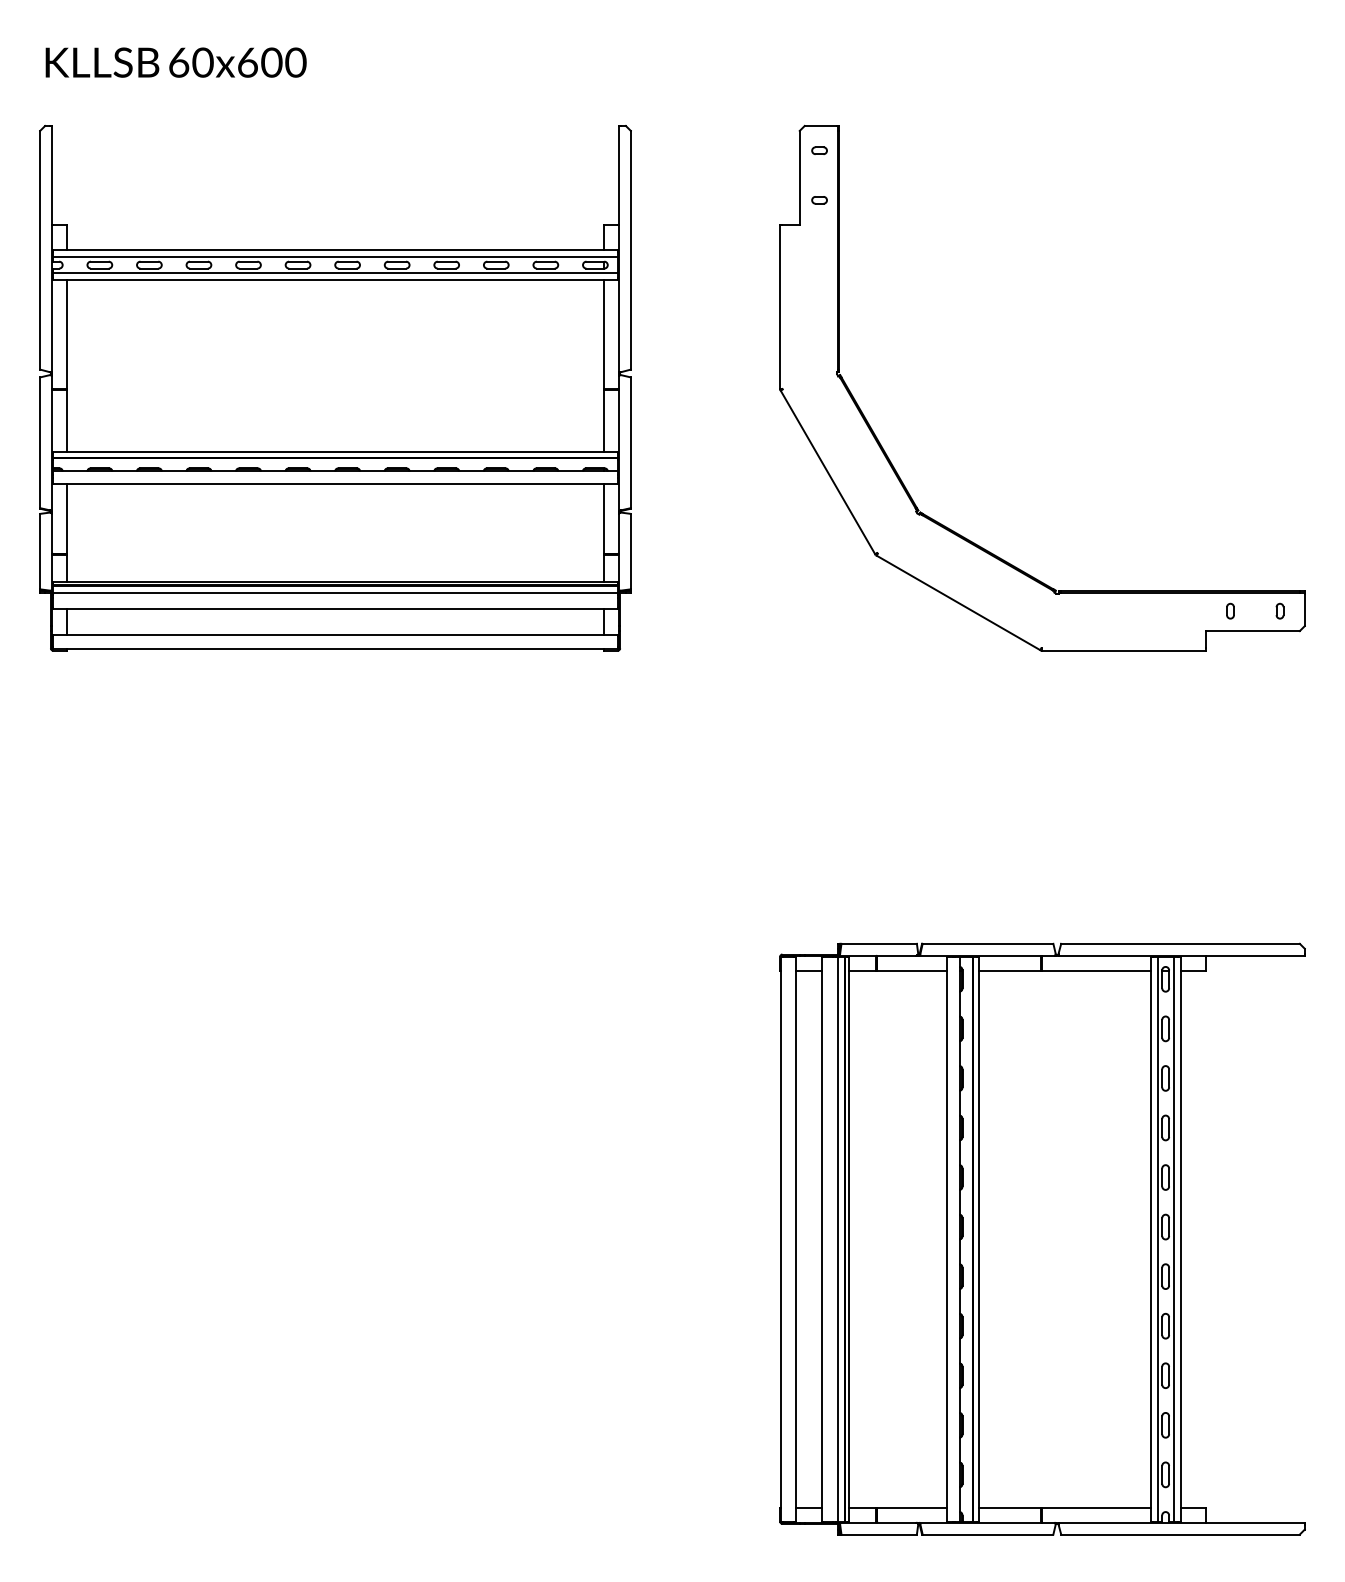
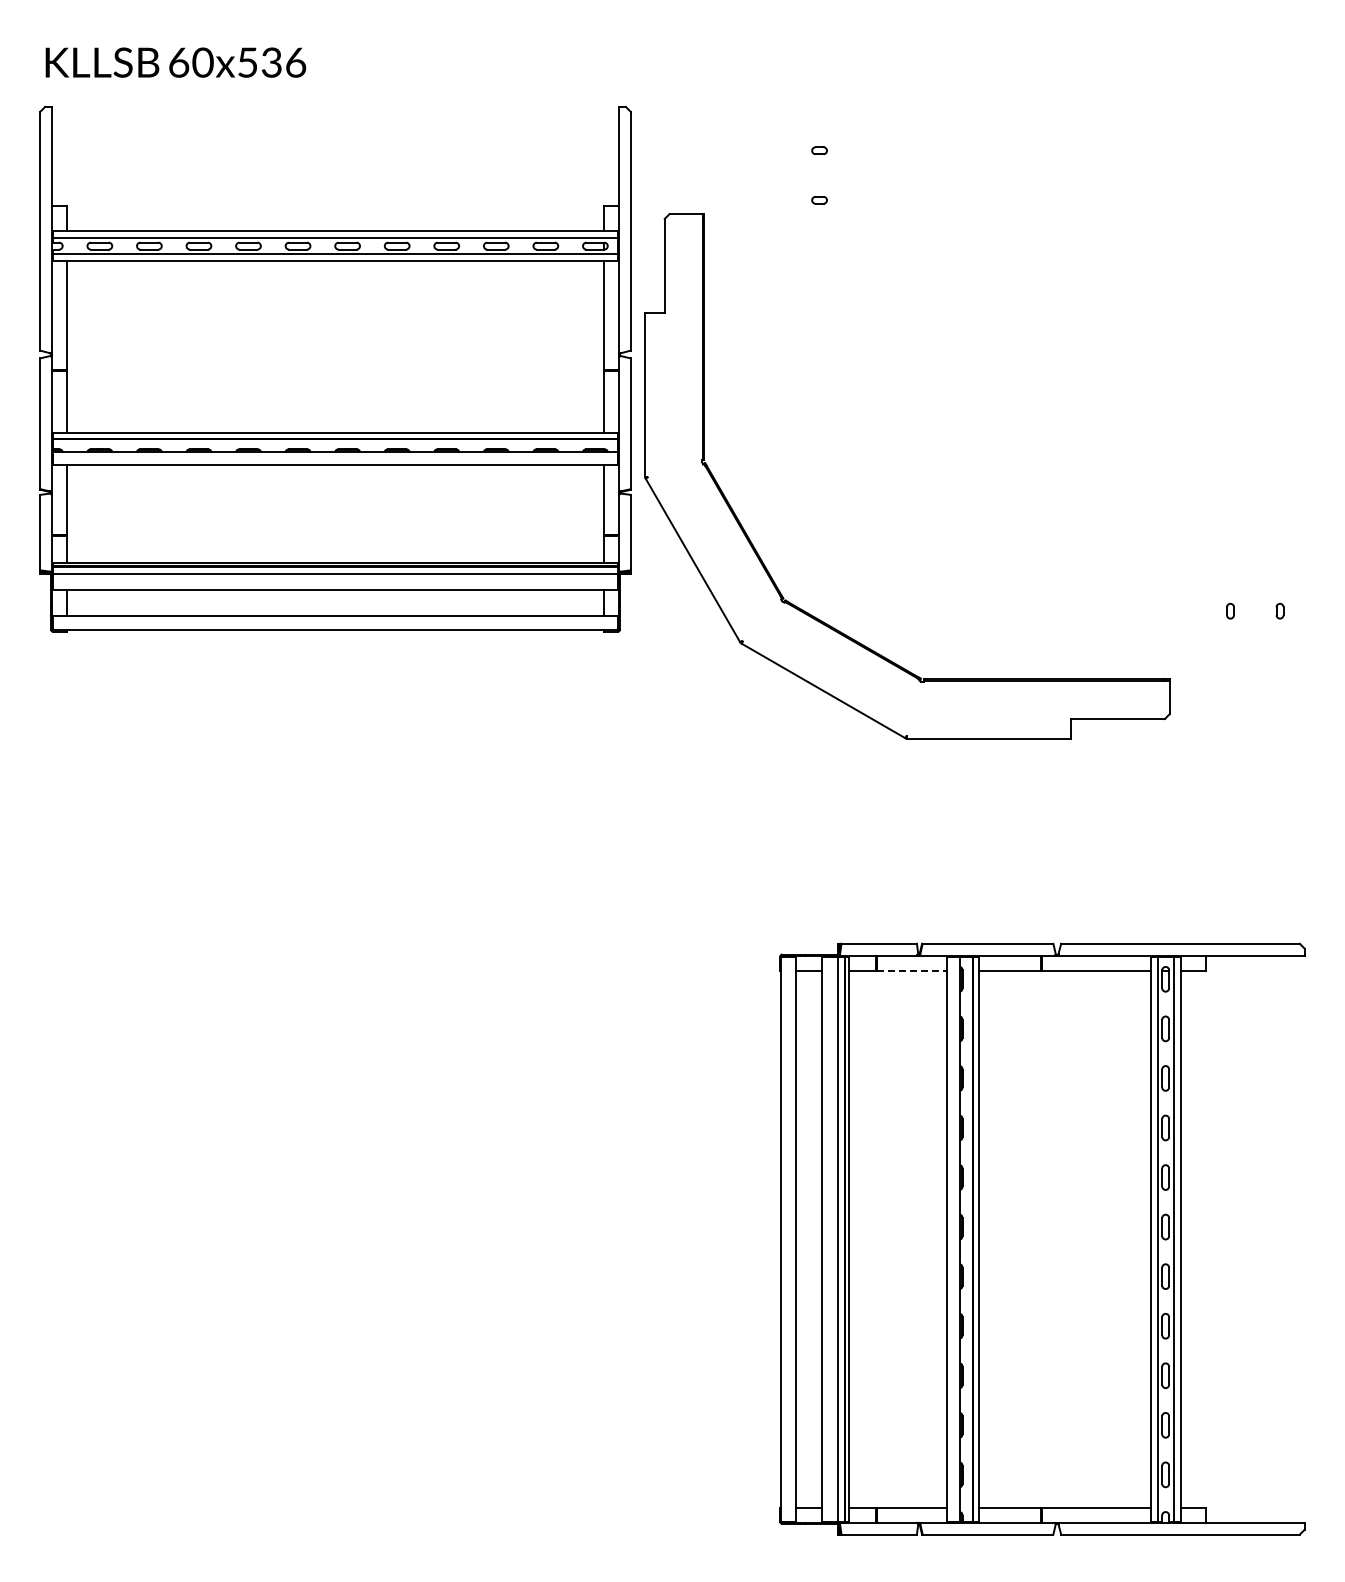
text: 60x600 -> 60x536 (272, 62)
part position: (335, 388) -> (335, 369) (335, 369)
part position: (895, 468) -> (760, 556) (760, 556)
line: solid -> dashed (912, 970)
